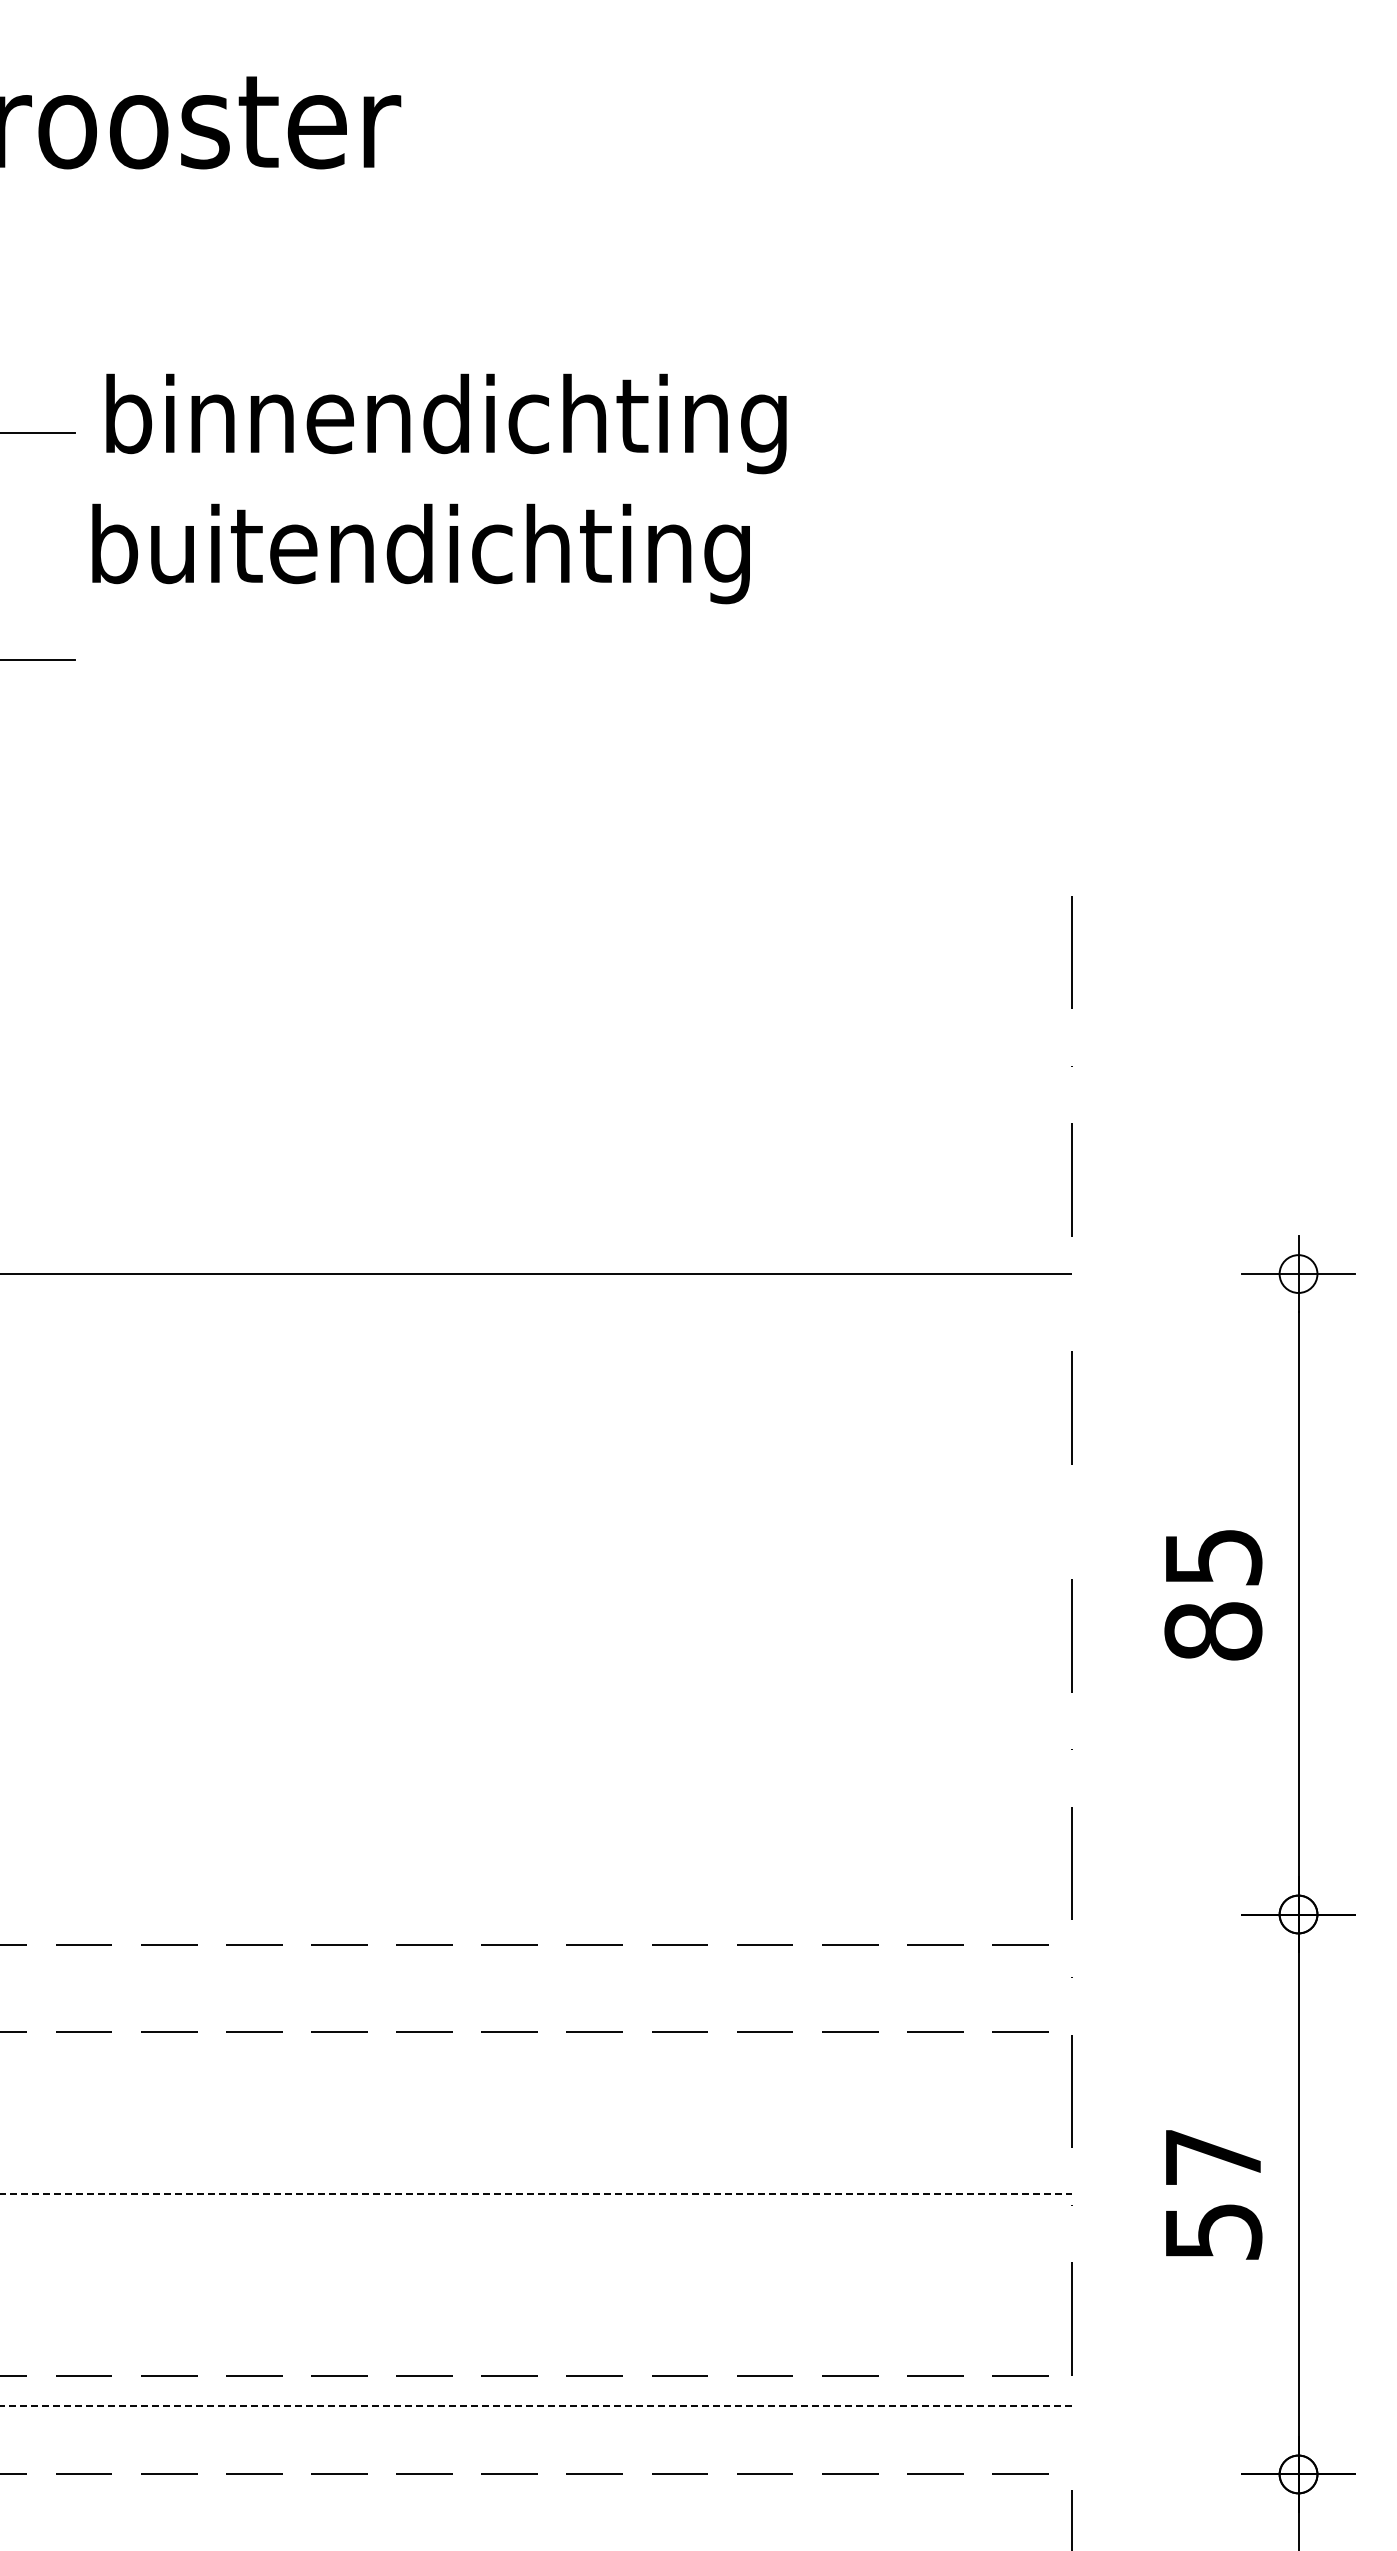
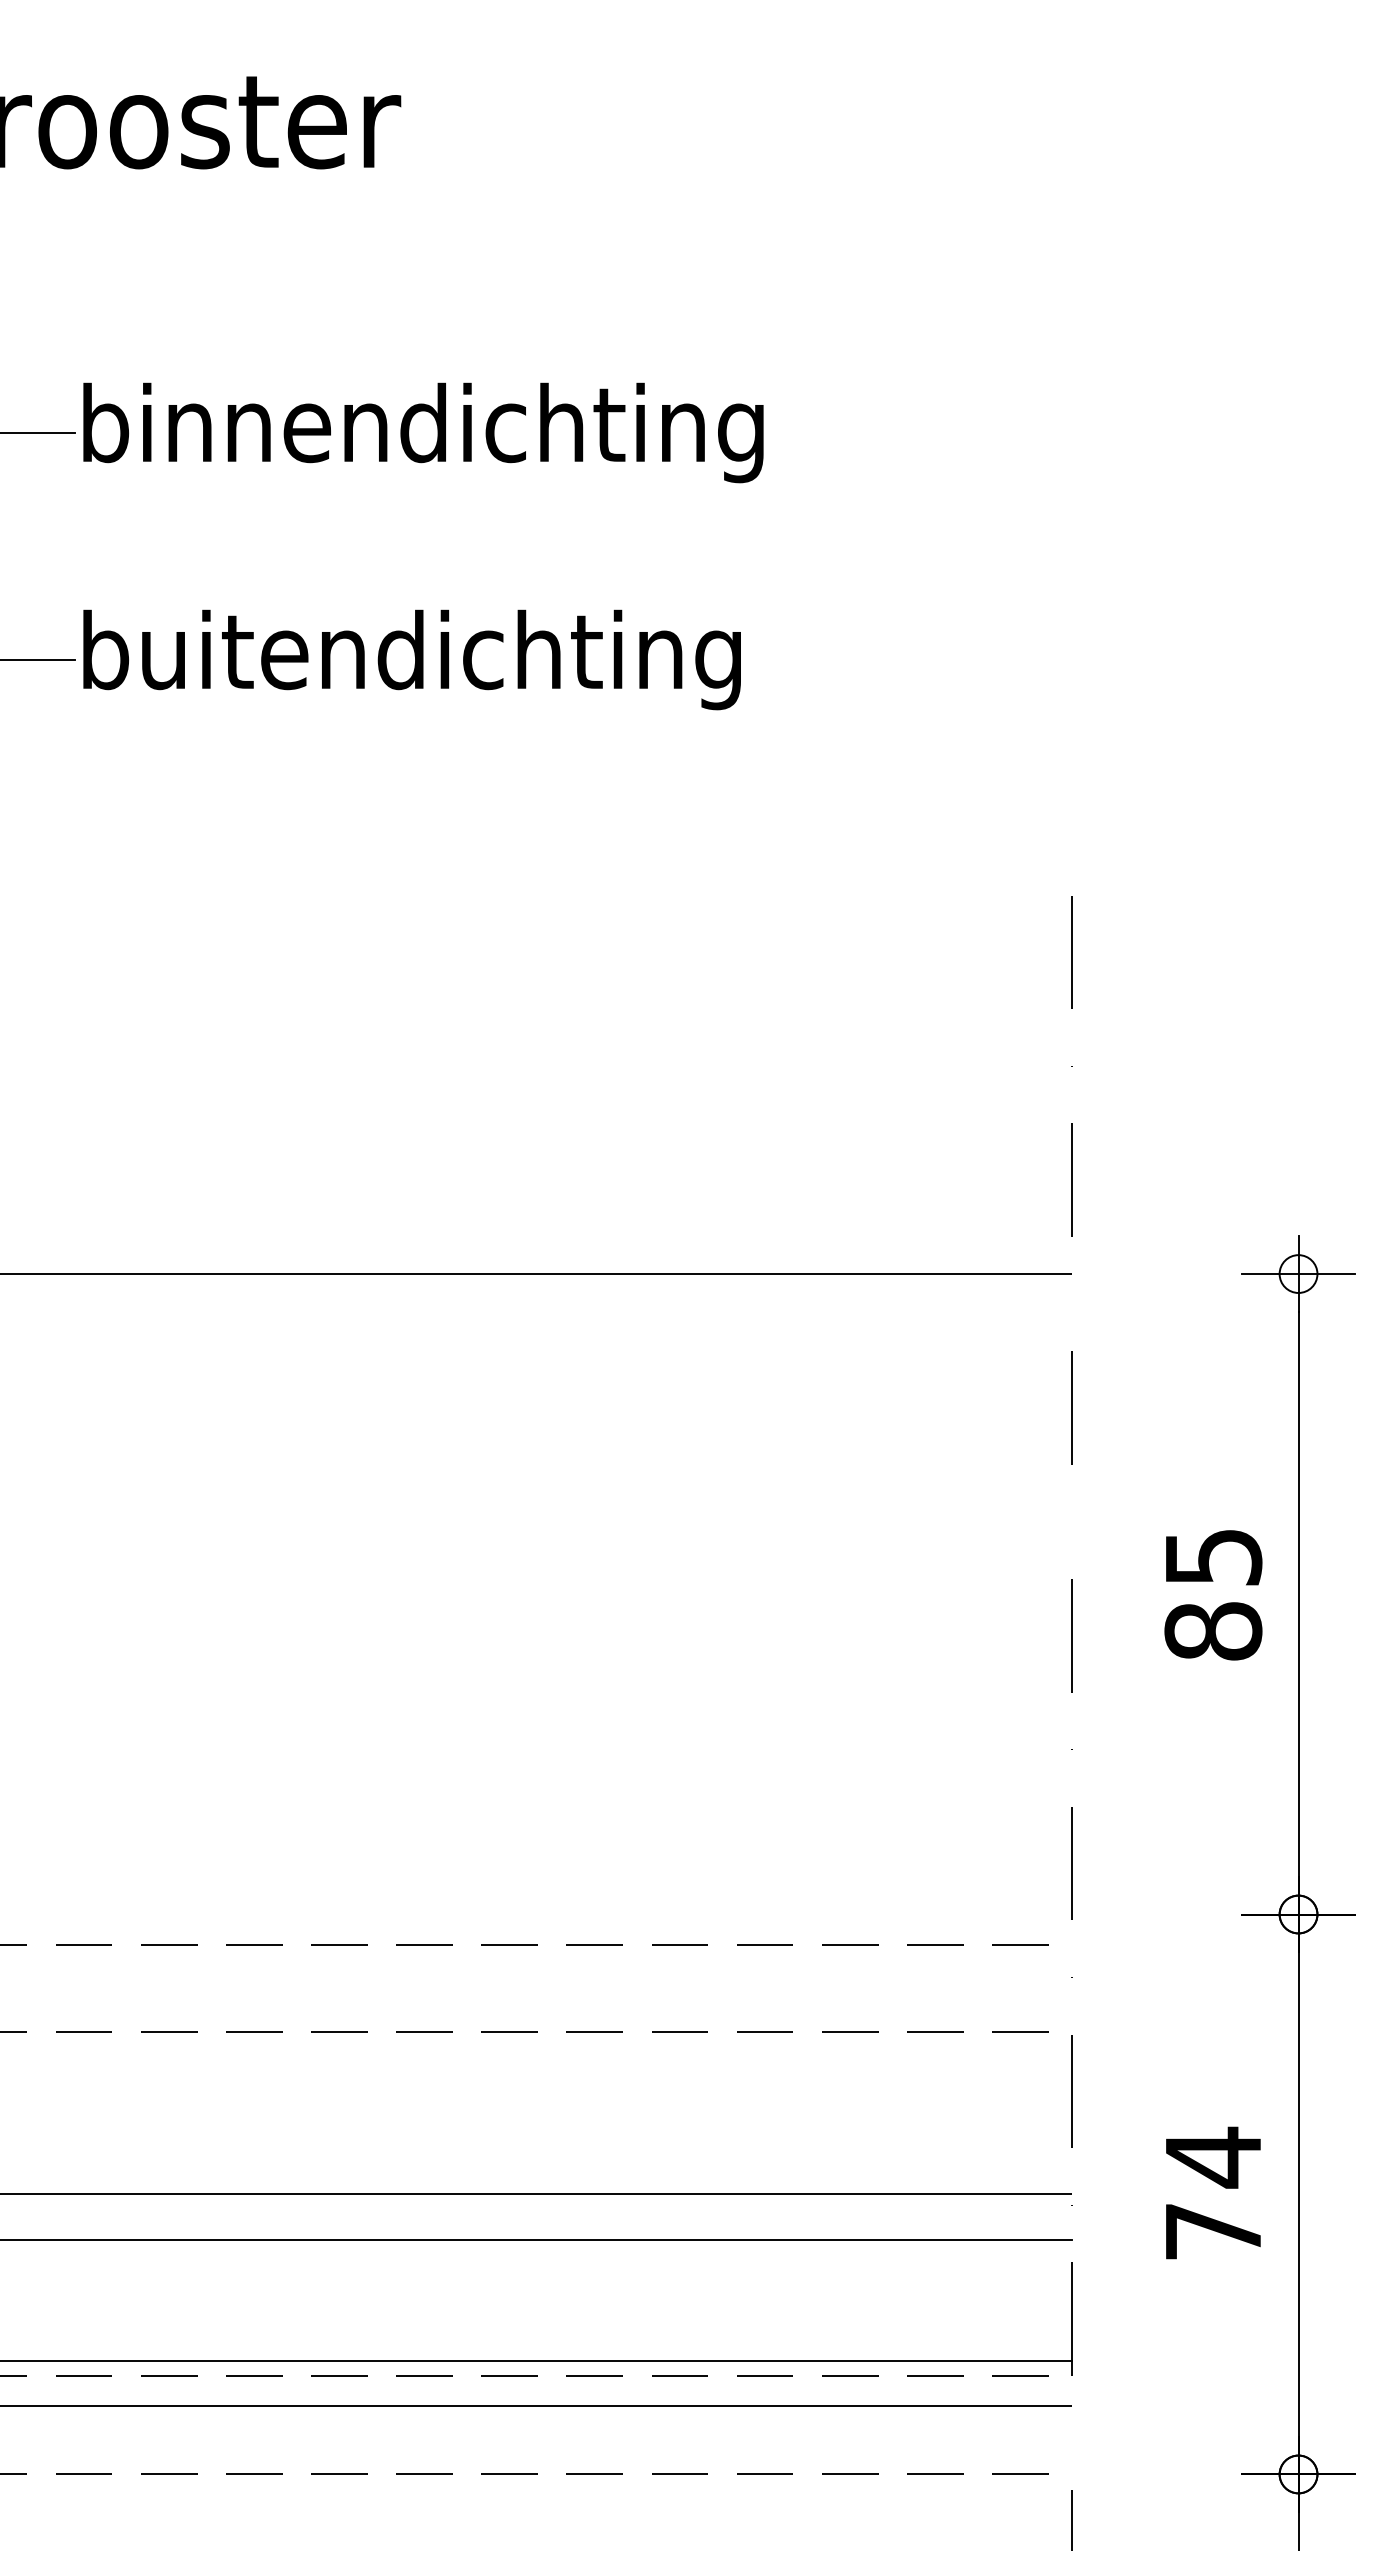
text position: (446, 423) -> (423, 432) (423, 432)
text position: (420, 553) -> (411, 659) (411, 659)
text: 57 -> 74 (1214, 2192)
line: dashed -> solid (0, 2194)
line: none -> present (536, 2239)
line: none -> present (536, 2360)
